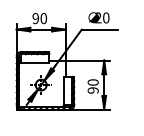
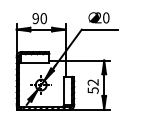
text: 90 -> 52 (92, 86)
